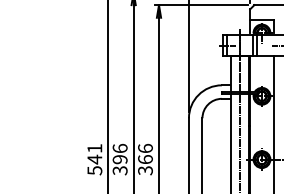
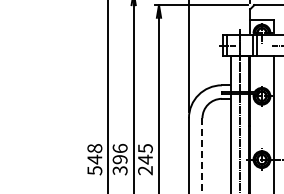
text: 541 -> 548 (94, 148)
line: solid -> dashed (202, 156)
text: 366 -> 245 (145, 159)
